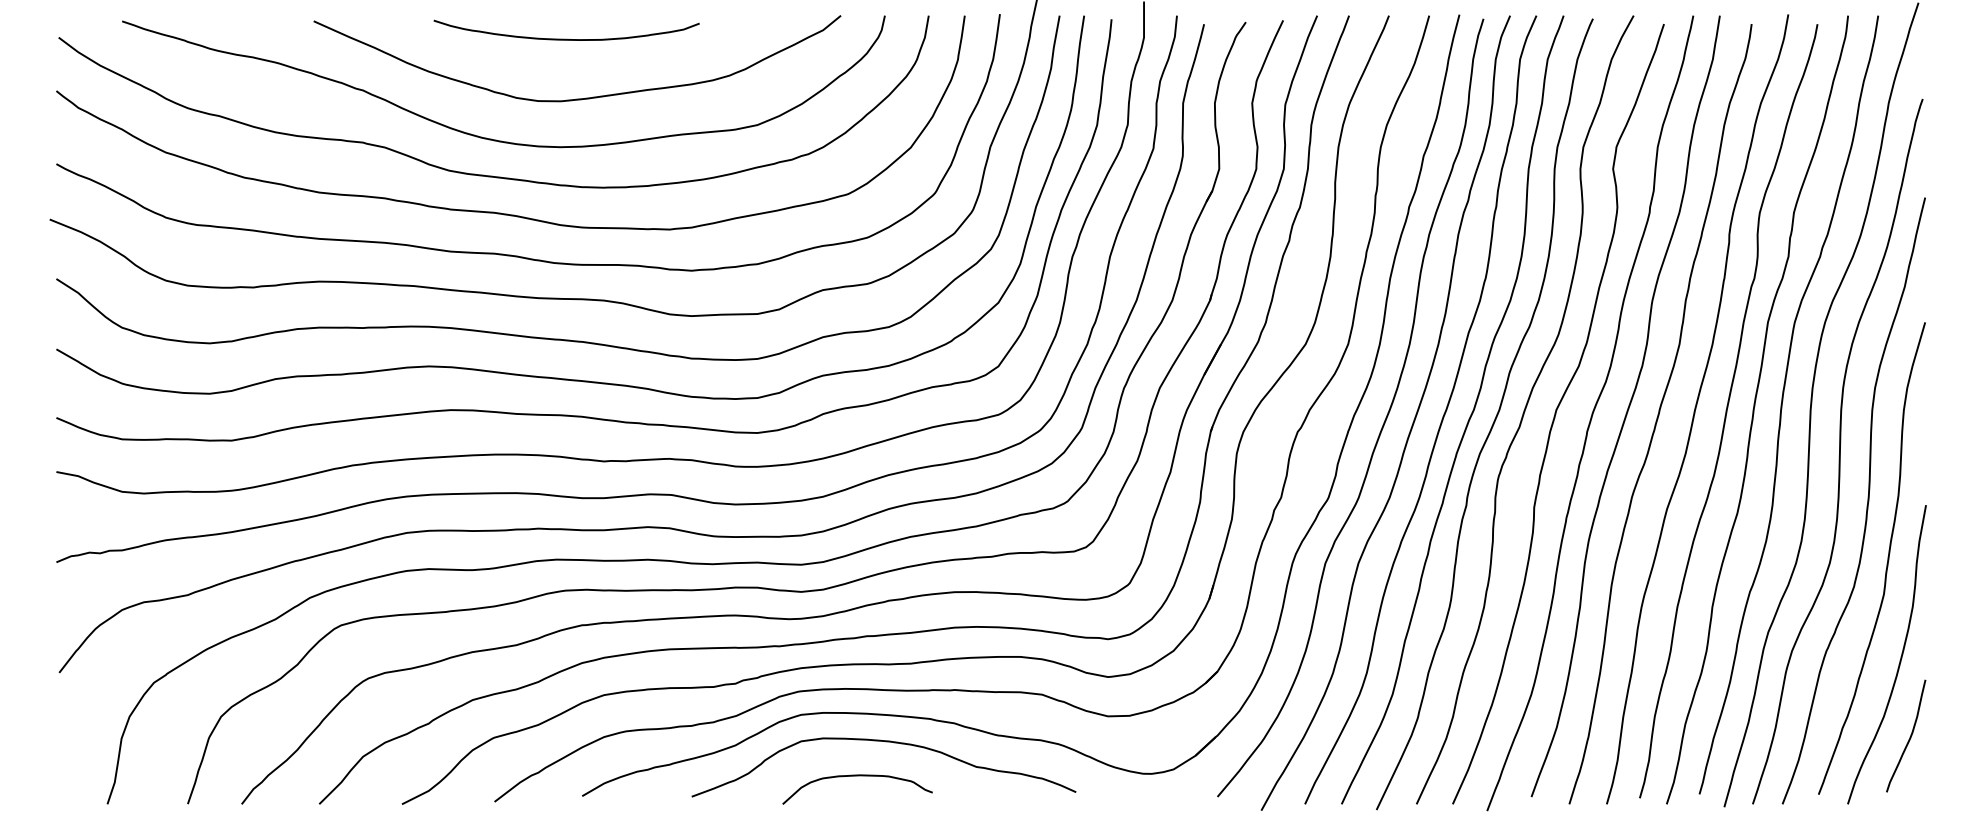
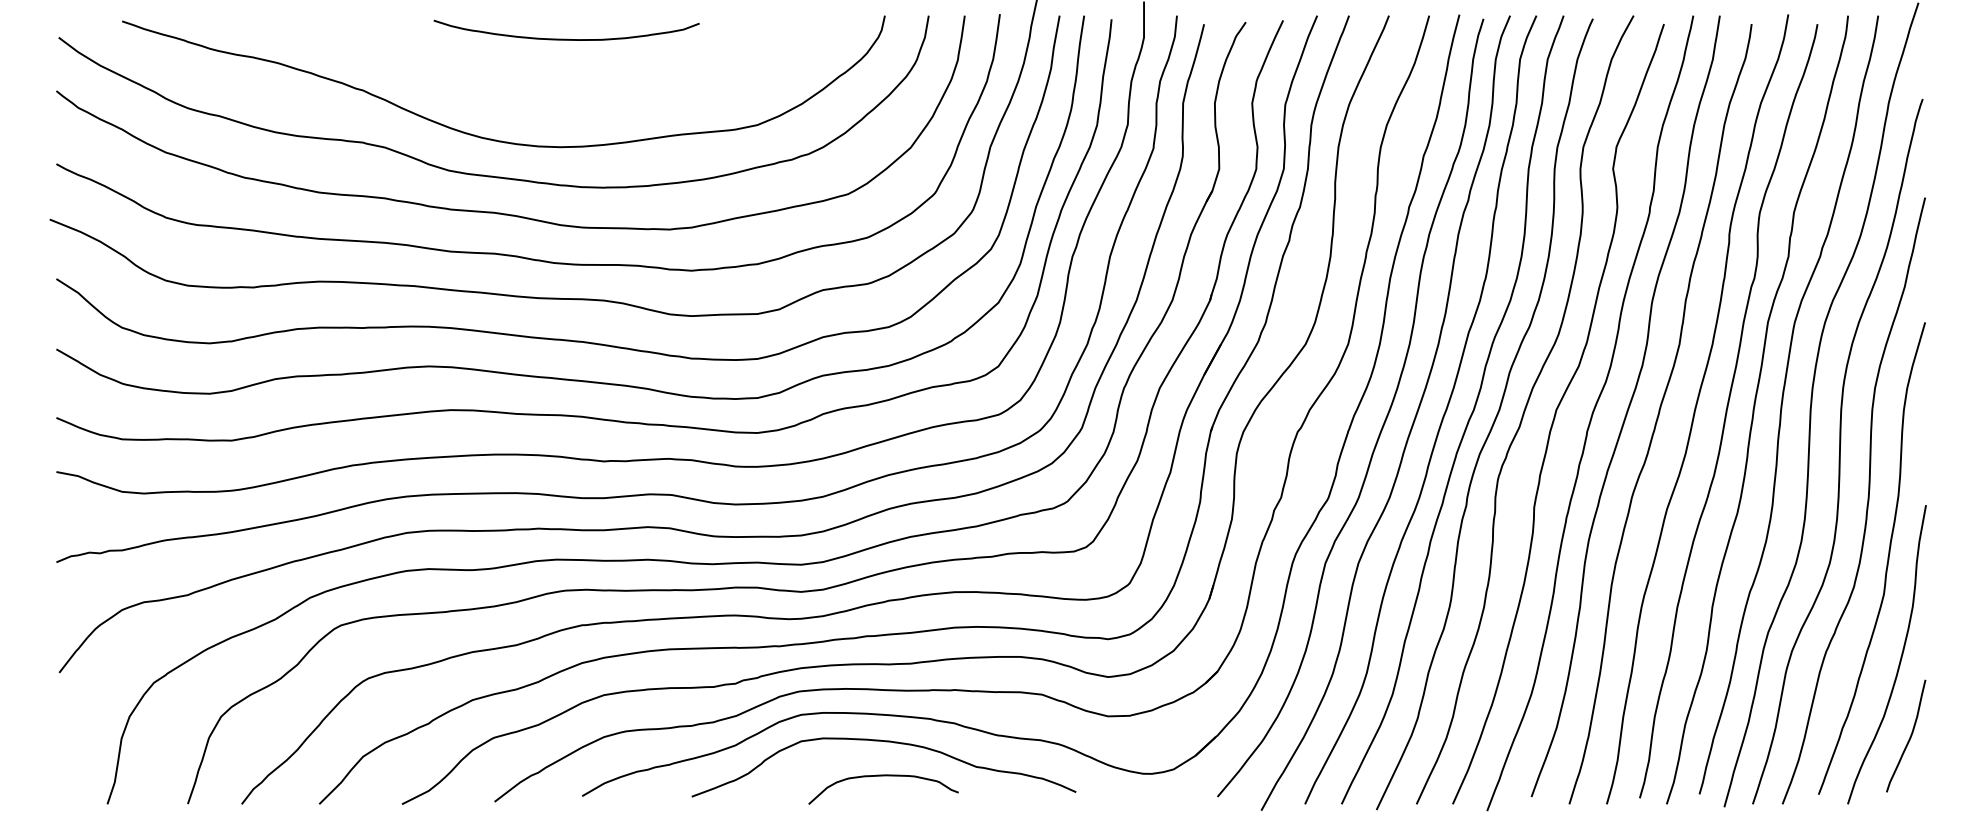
curve: present -> none (585, 97)
curve position: (857, 776) -> (883, 776) (883, 776)
